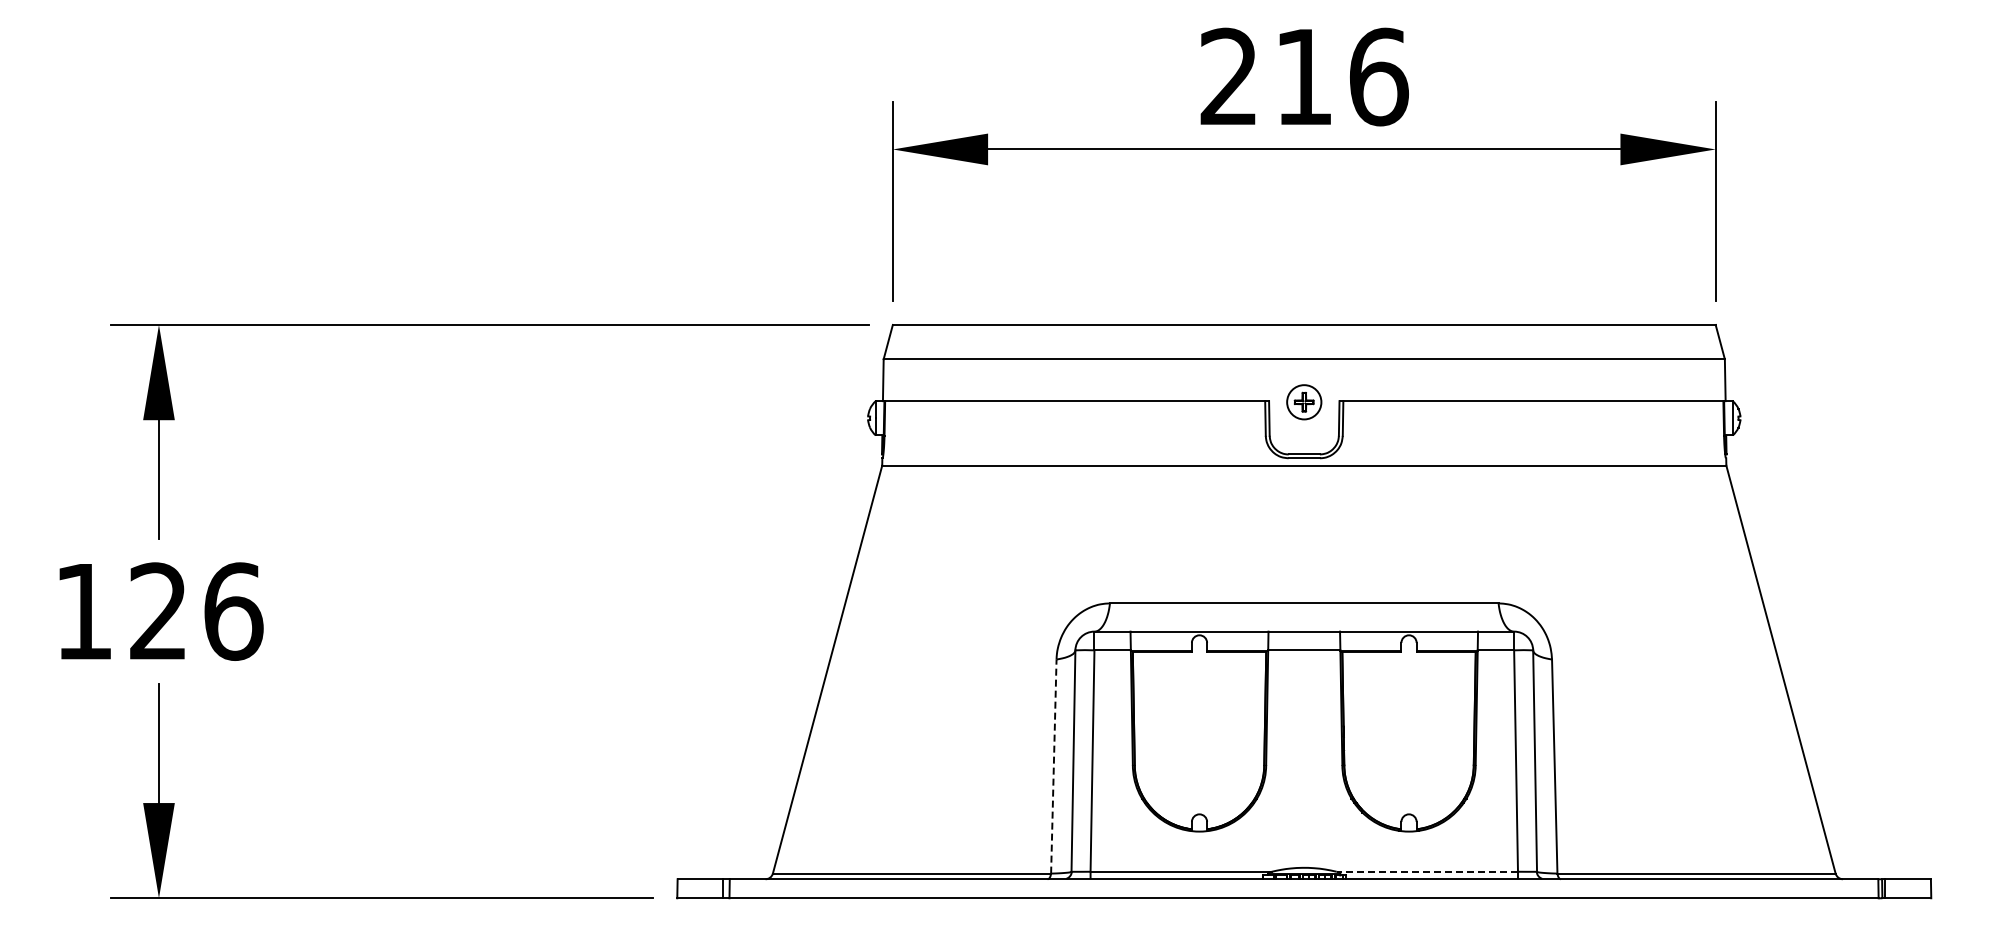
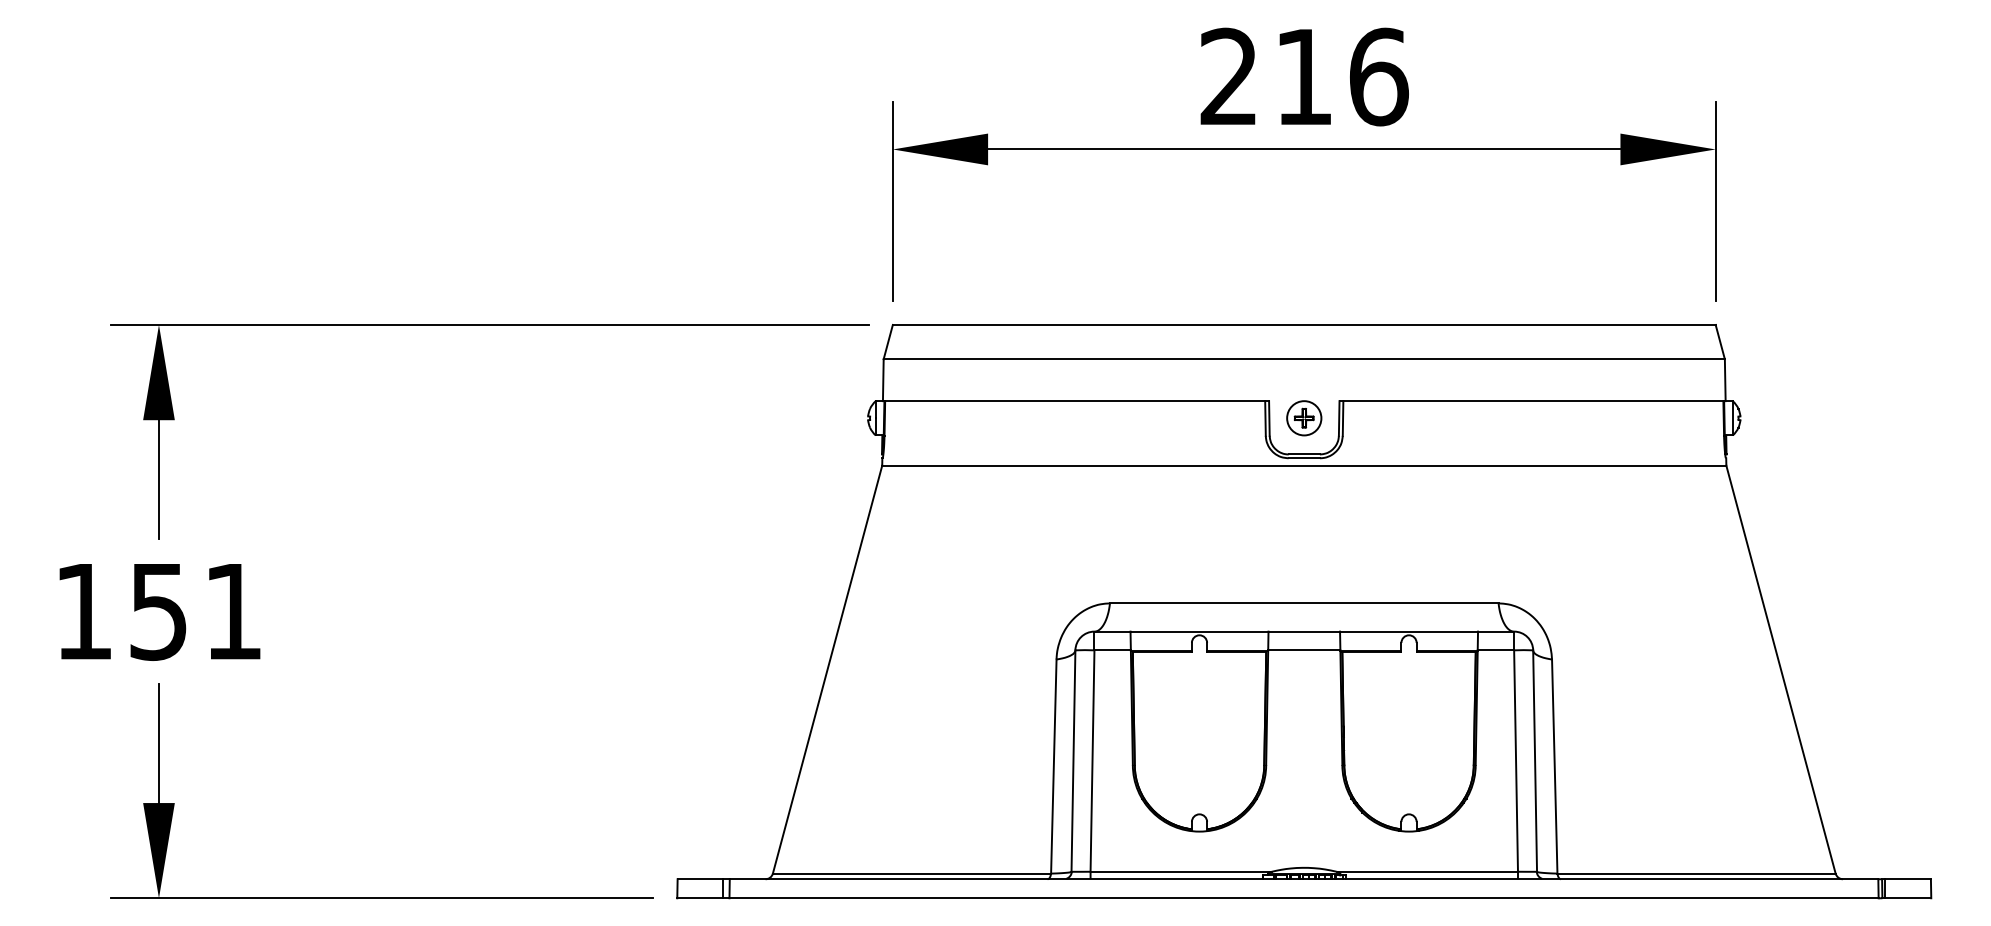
part position: (1304, 402) -> (1304, 418) (1304, 418)
text: 126 -> 151 (196, 611)
line: dashed -> solid (1053, 766)
line: dashed -> solid (1427, 871)
